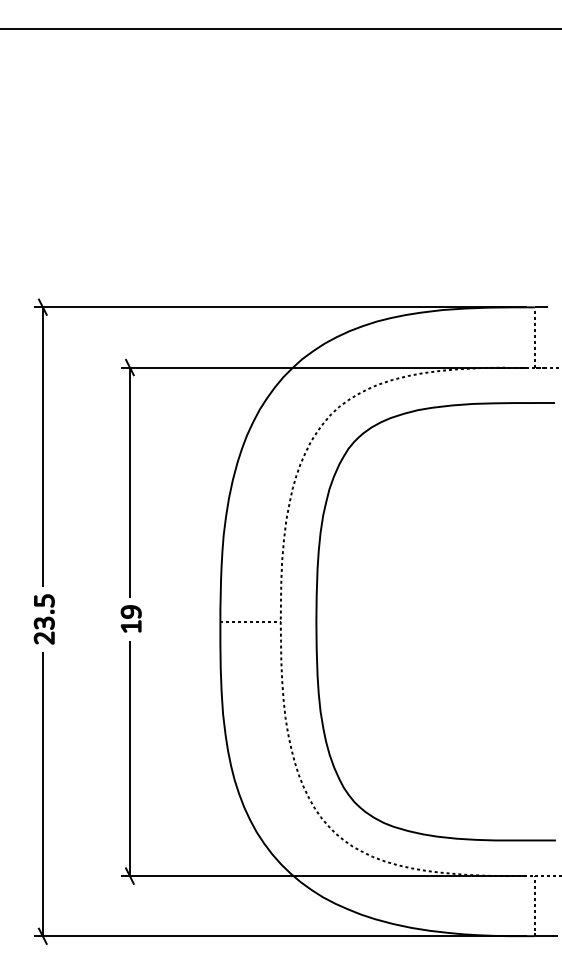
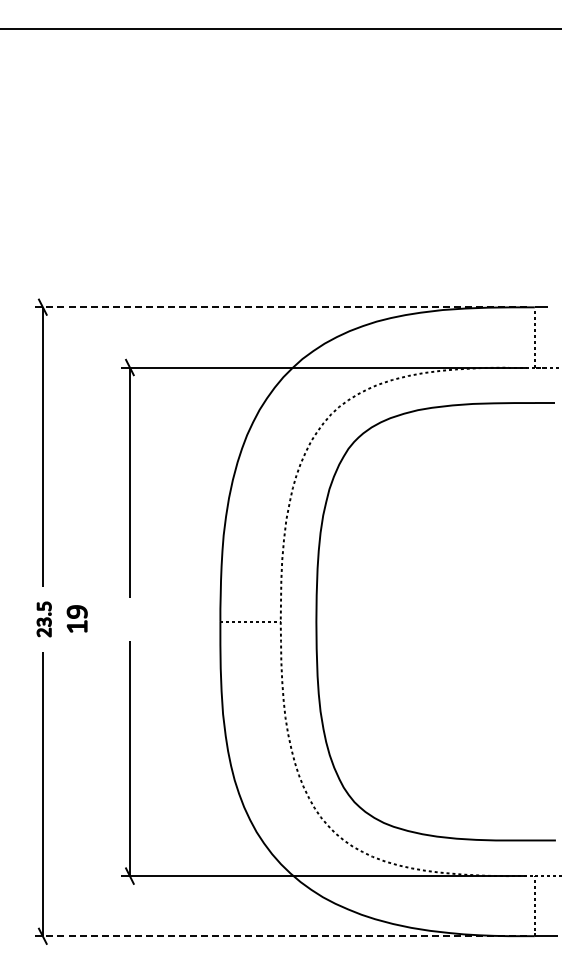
line: solid -> dashed (279, 307)
part position: (130, 618) -> (76, 618) (76, 618)
part size: 22x51 px -> 16x37 px (43, 619)
line: solid -> dashed (279, 936)
